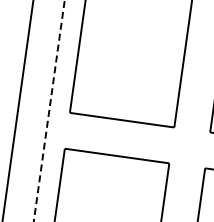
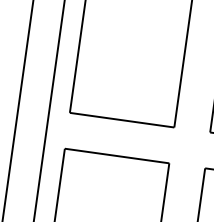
line: dashed -> solid (49, 110)
